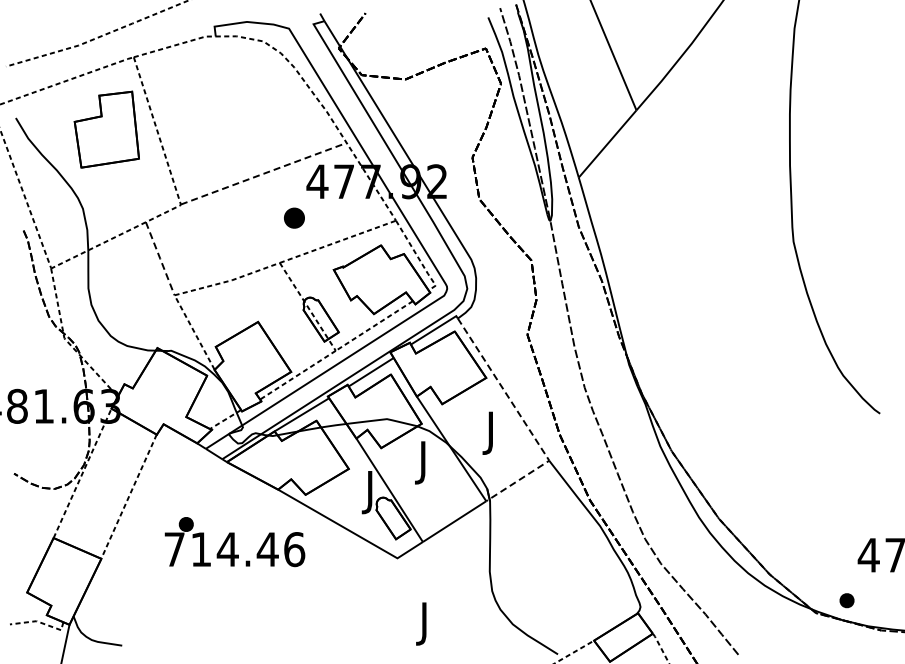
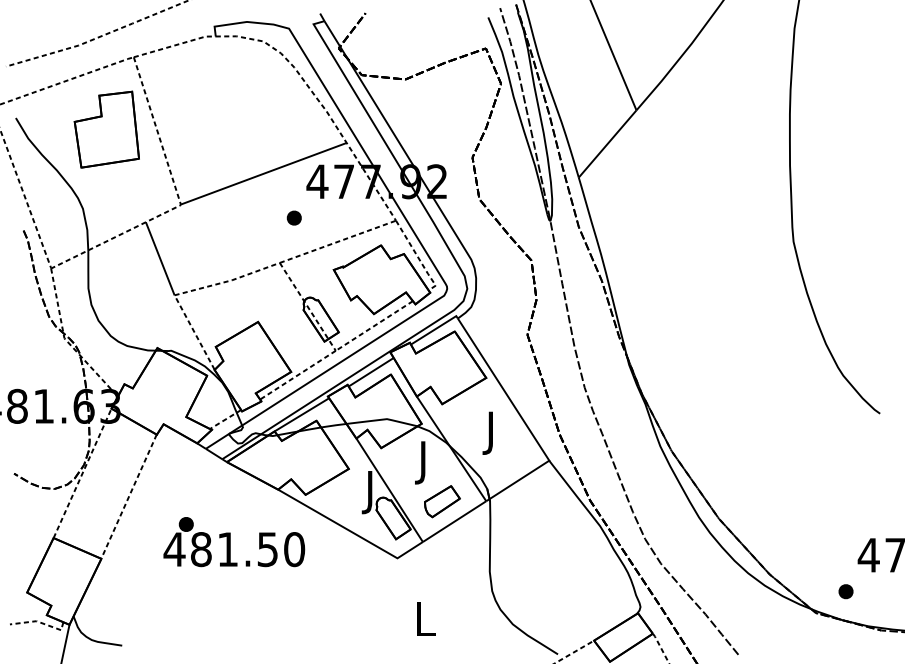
line: dashed -> solid (263, 173)
part size: 21x22 px -> 16x16 px (293, 217)
line: dashed -> solid (160, 258)
line: dashed -> solid (524, 421)
part: none -> present (442, 501)
text: 714.46 -> 481.50 (234, 549)
part position: (846, 600) -> (845, 591) (845, 591)
text: J -> L (425, 623)
